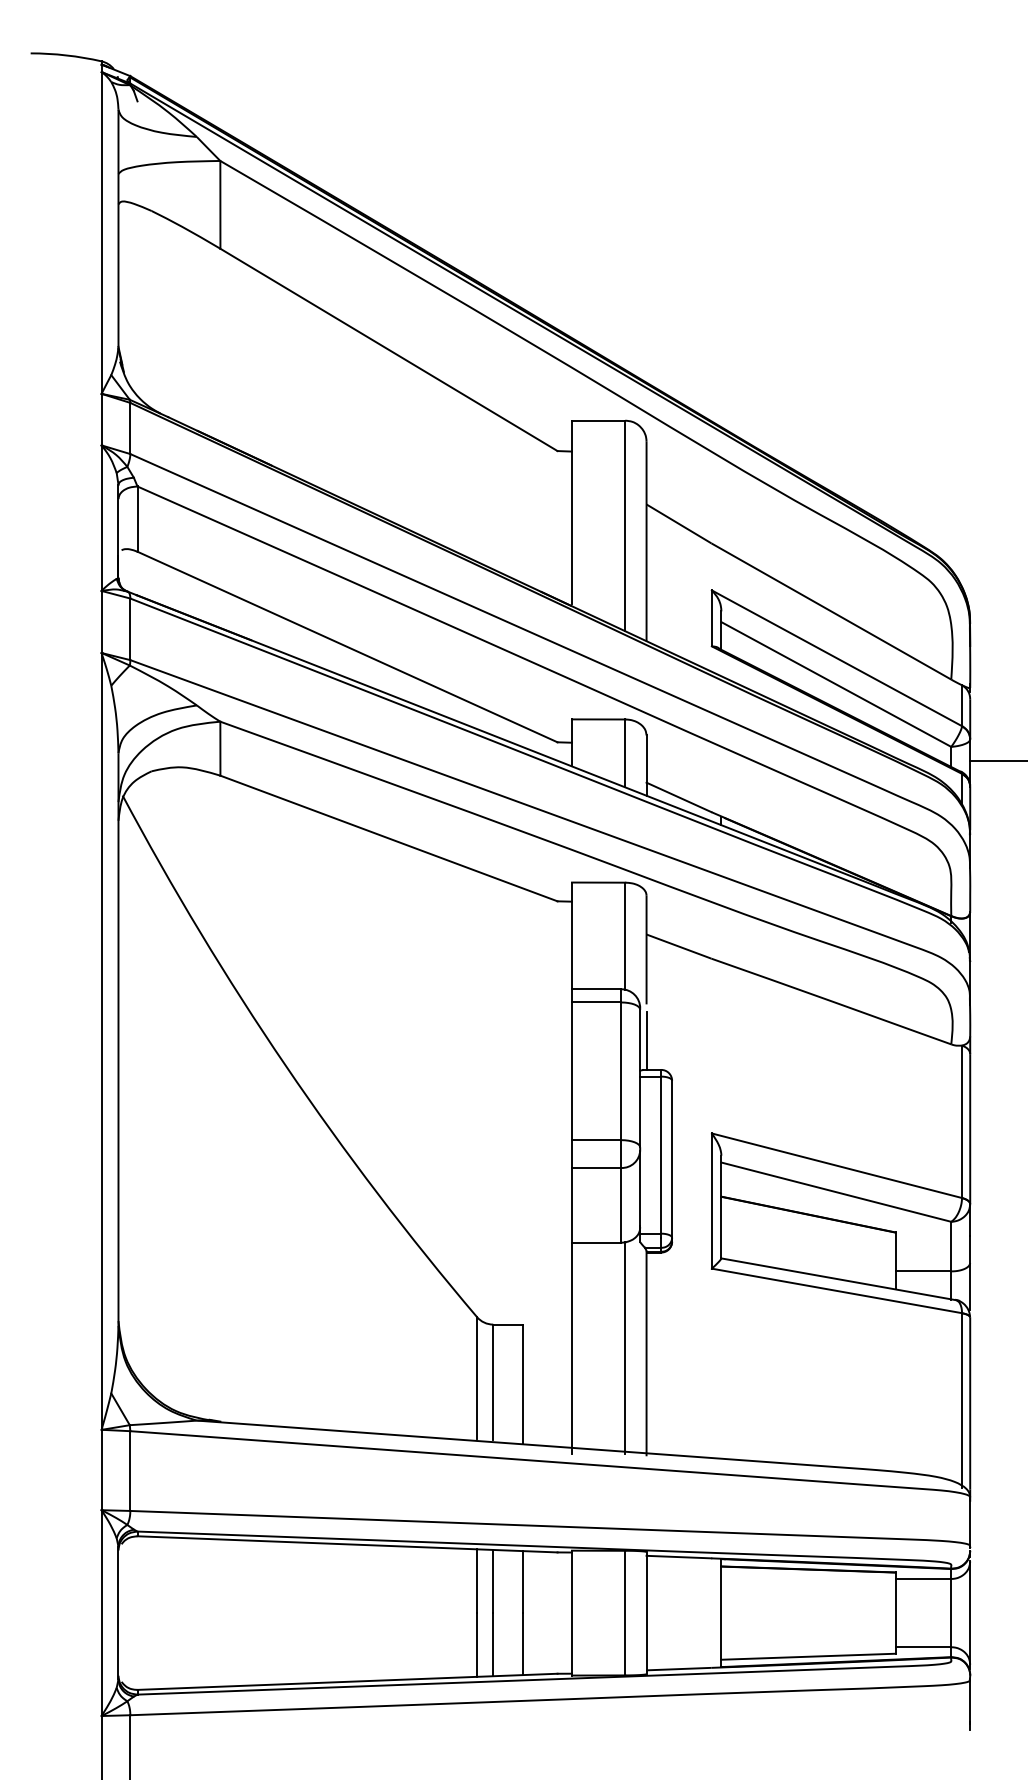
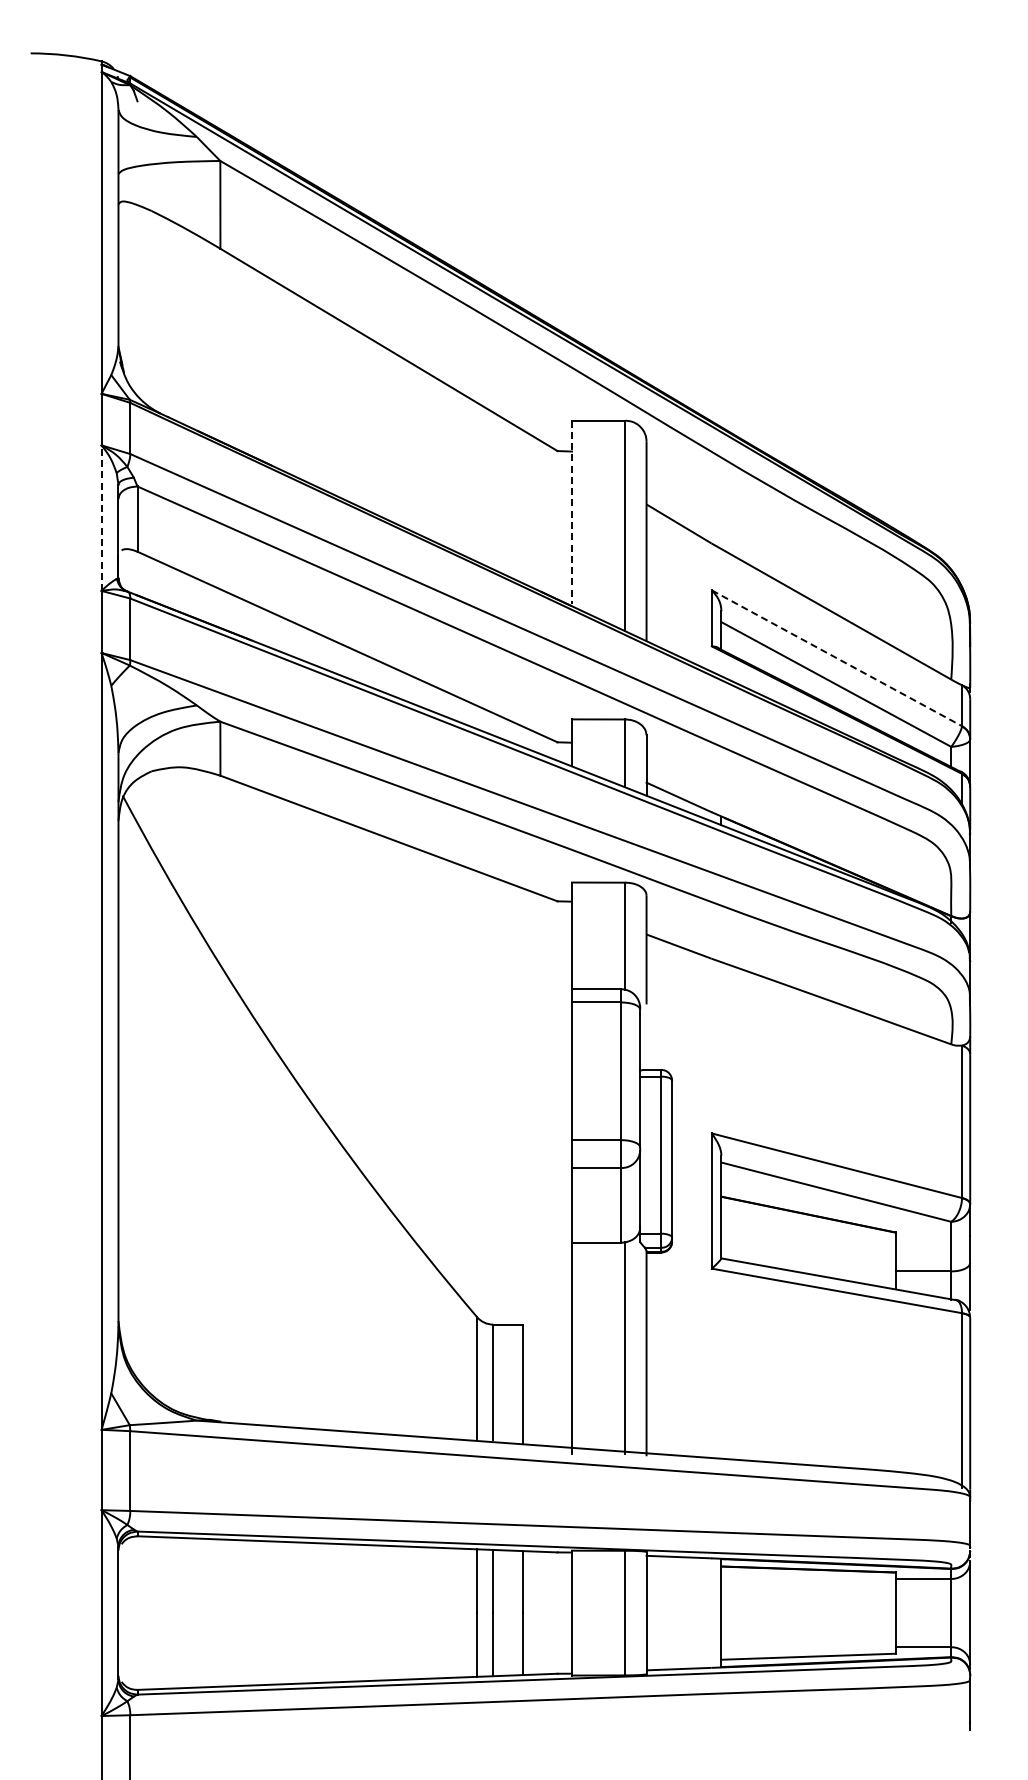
line: solid -> dashed (572, 512)
line: solid -> dashed (101, 518)
line: solid -> dashed (837, 658)
line: present -> none (997, 761)
line: present -> none (646, 1040)
